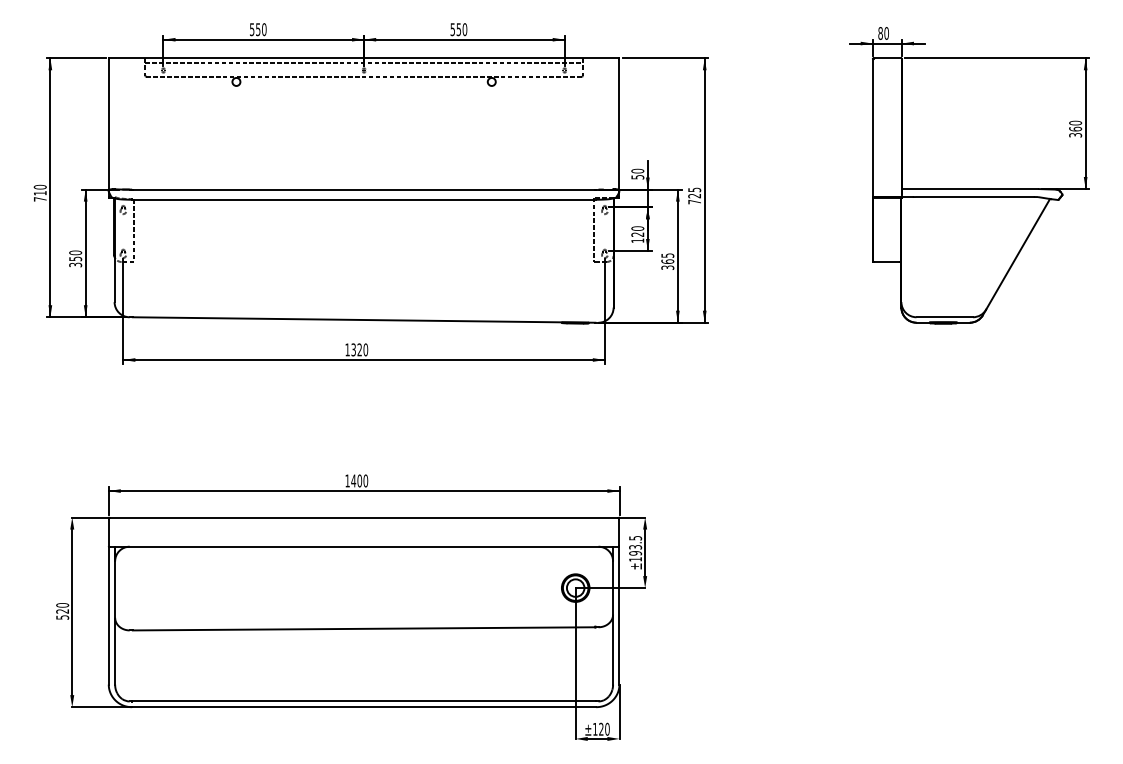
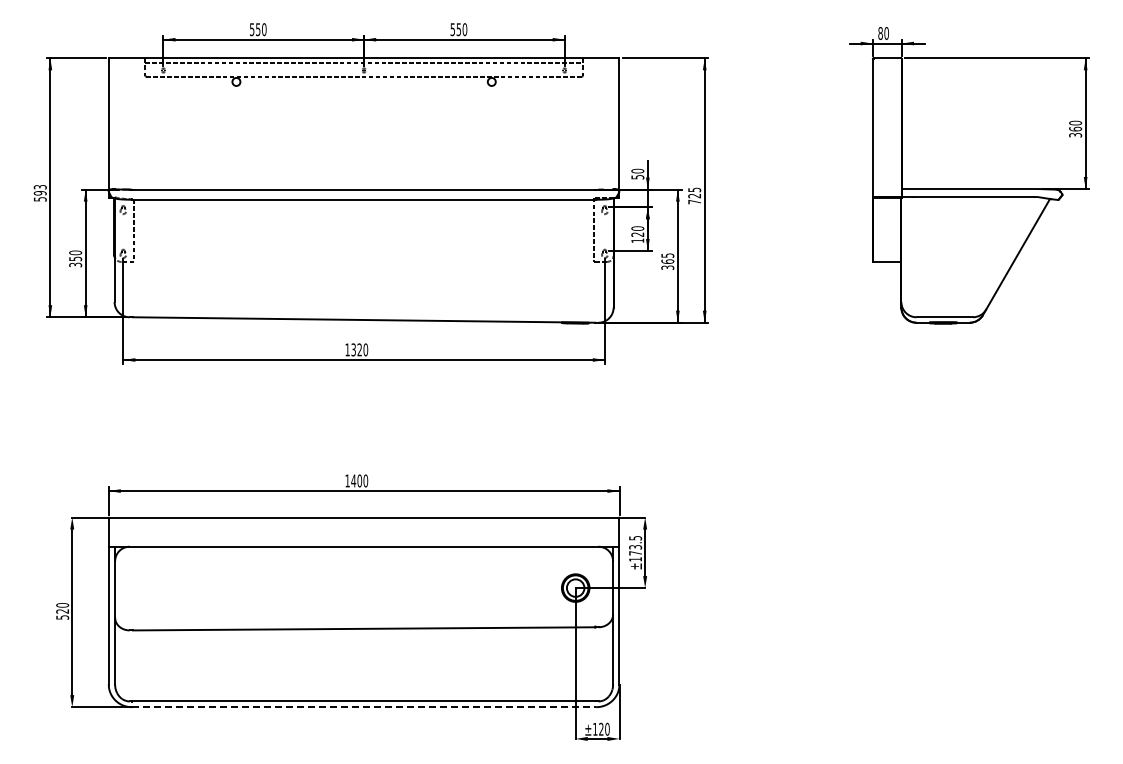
text: 710 -> 593 (39, 192)
text: ±193.5 -> ±173.5 (635, 553)
line: solid -> dashed (364, 707)
